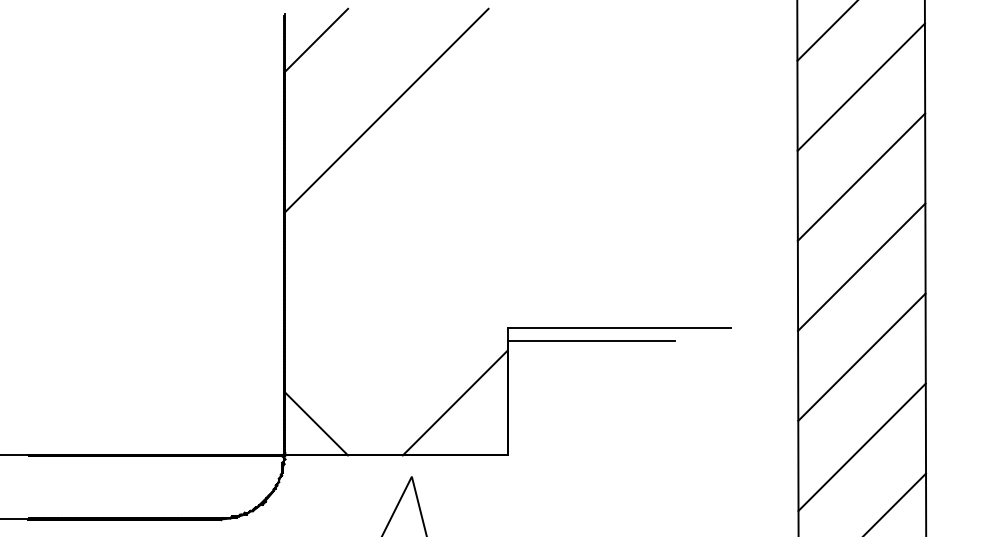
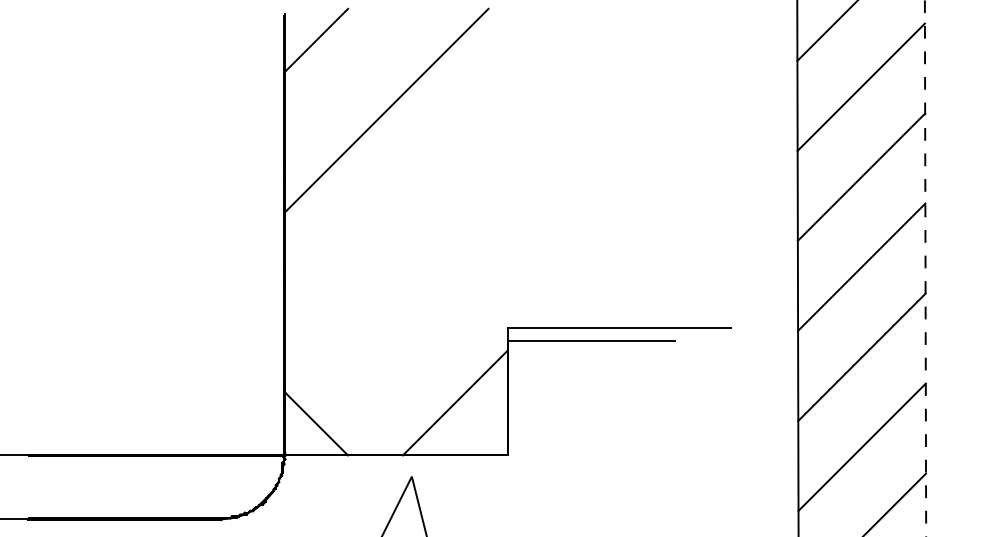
line: solid -> dashed (925, 268)
